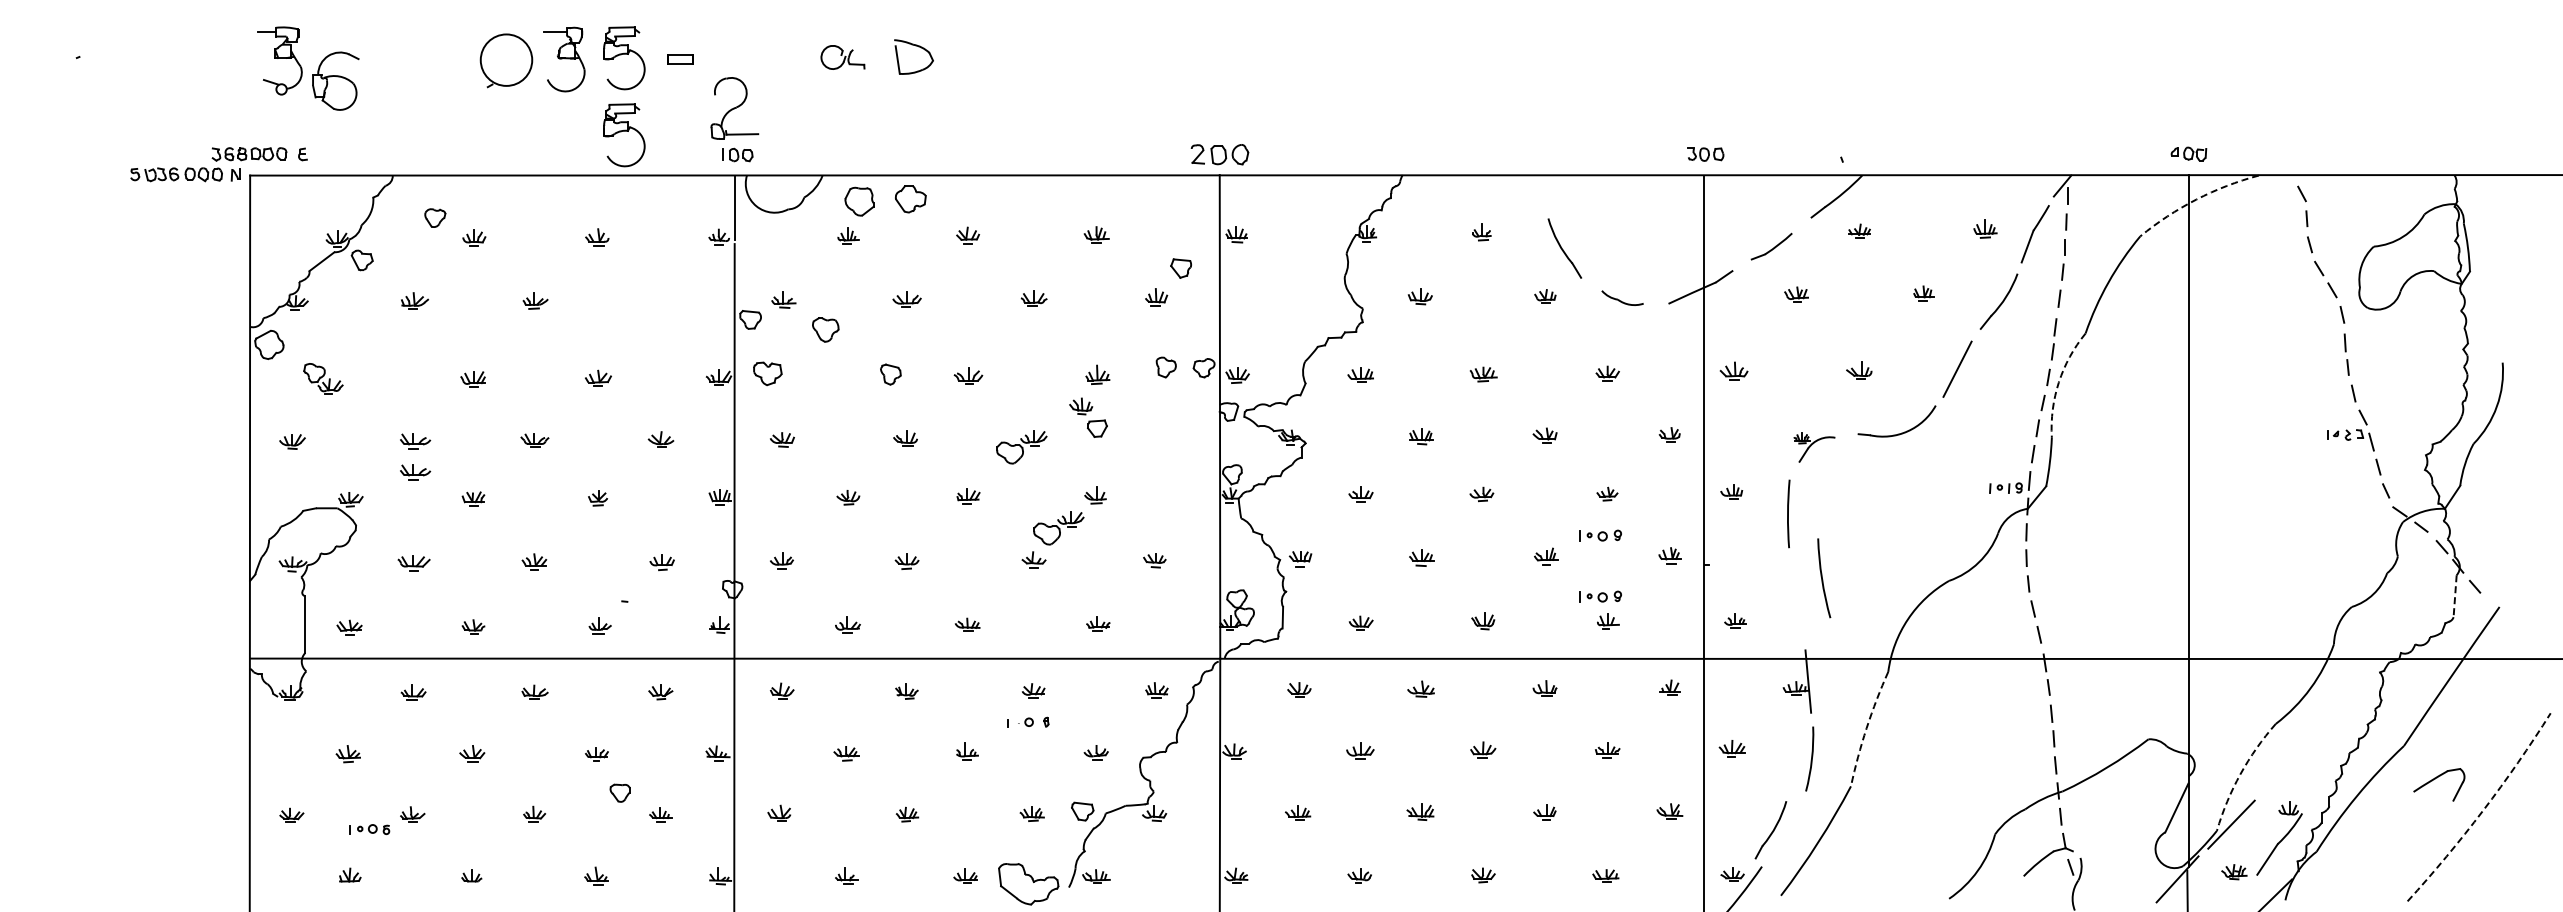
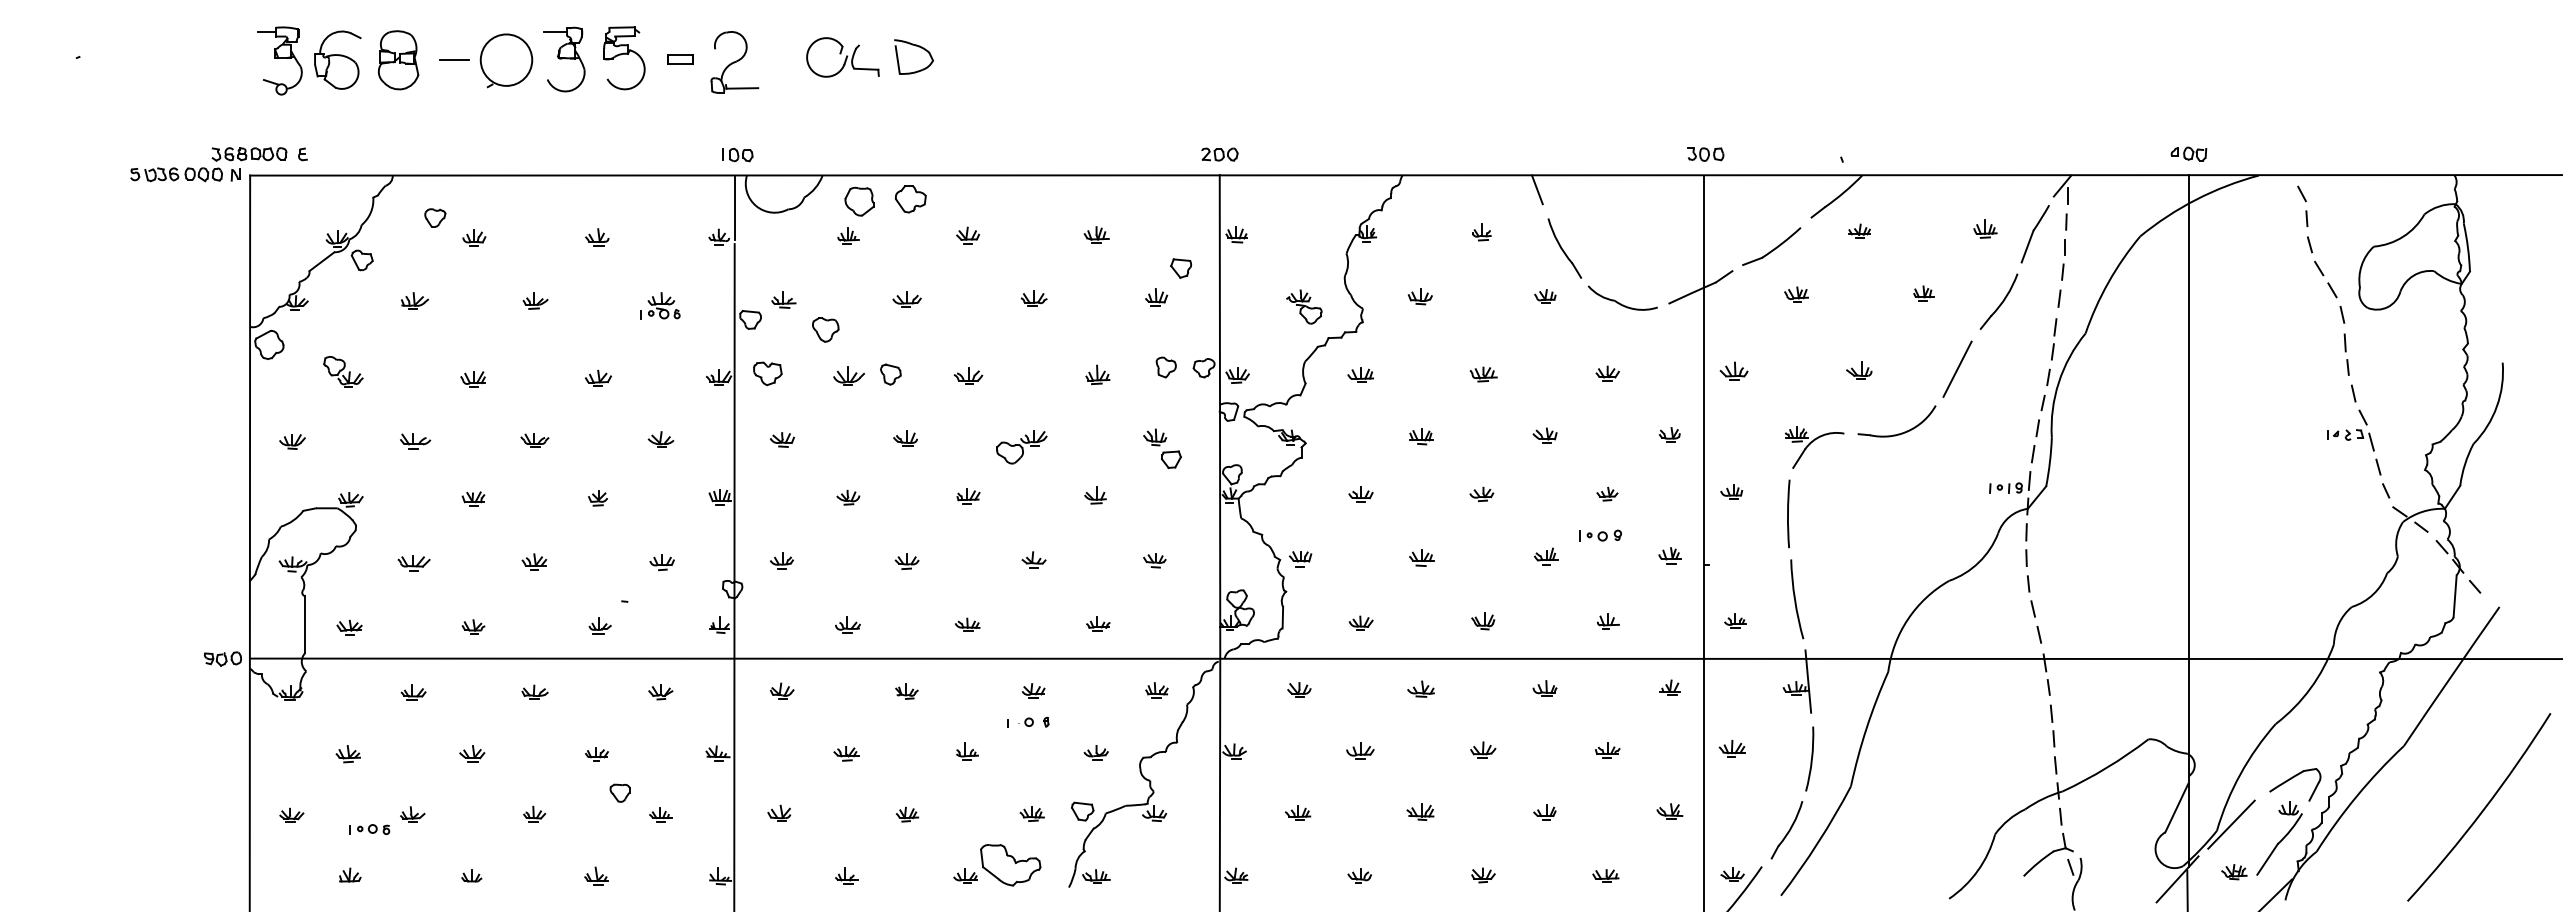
part size: 46x25 px -> 74x41 px (842, 57)
line: none -> present (454, 59)
part: none -> present (398, 60)
part position: (335, 80) -> (337, 59) (337, 59)
part position: (734, 108) -> (734, 62) (734, 62)
part: present -> none (624, 135)
part size: 60x22 px -> 38x15 px (1219, 154)
line: none -> present (1537, 189)
arc: dashed -> solid (2196, 199)
part size: 43x29 px -> 60x39 px (1771, 246)
part size: 43x16 px -> 71x26 px (1622, 297)
part: none -> present (660, 305)
part: none -> present (1304, 306)
part: none -> present (848, 375)
part position: (323, 378) -> (343, 371) (343, 371)
arc: dashed -> solid (2058, 382)
part position: (1088, 417) -> (1162, 448) (1162, 448)
part size: 43x31 px -> 61x43 px (1814, 447)
part: present -> none (415, 472)
part: present -> none (1058, 528)
arc position: (1823, 579) -> (1796, 600) (1796, 600)
part: present -> none (1600, 596)
line: dashed -> solid (2455, 596)
part: none -> present (222, 658)
arc: dashed -> solid (1866, 728)
arc: dashed -> solid (2240, 774)
part position: (2437, 778) -> (2293, 778) (2293, 778)
arc: dashed -> solid (2483, 810)
part position: (1770, 830) -> (1786, 830) (1786, 830)
part position: (1028, 884) -> (1010, 865) (1010, 865)
